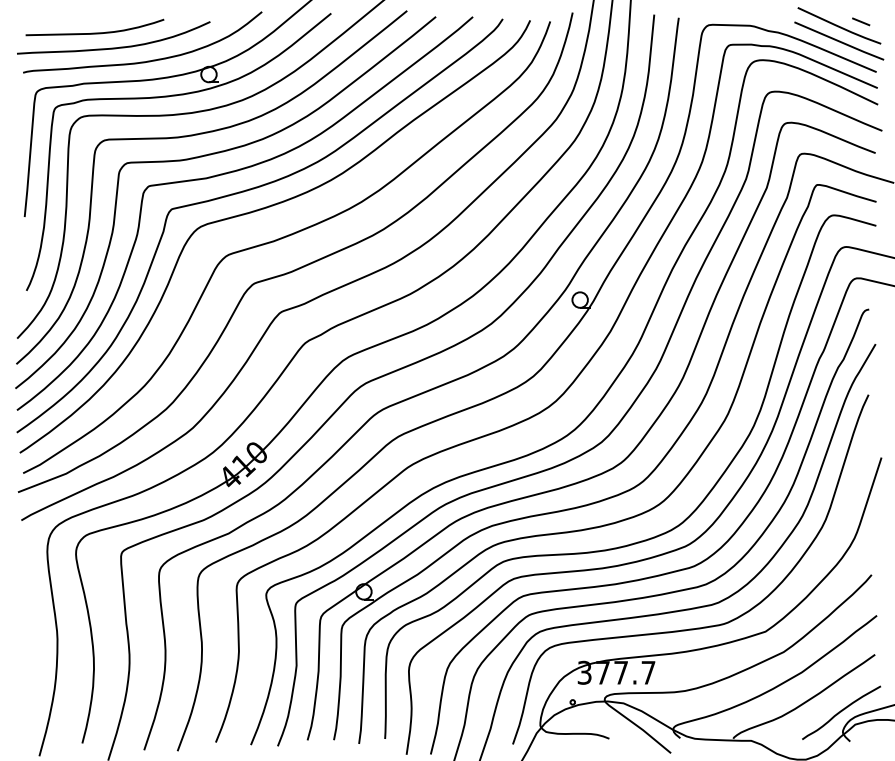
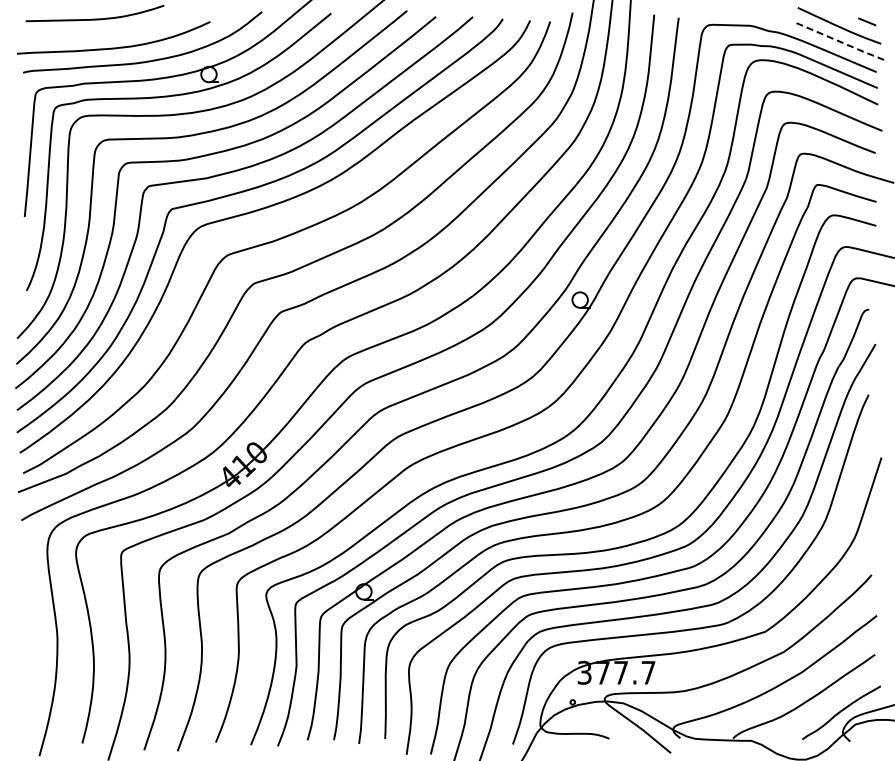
line position: (861, 21) -> (867, 21) (867, 21)
curve position: (94, 32) -> (94, 18) (94, 18)
line: solid -> dashed (839, 41)
